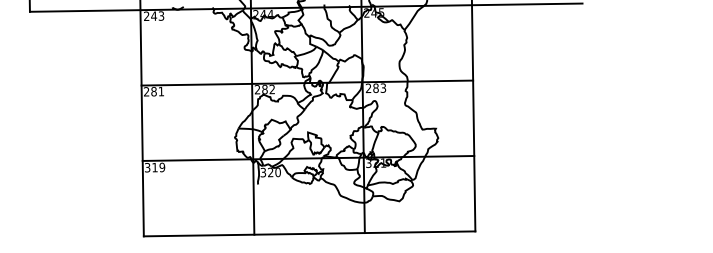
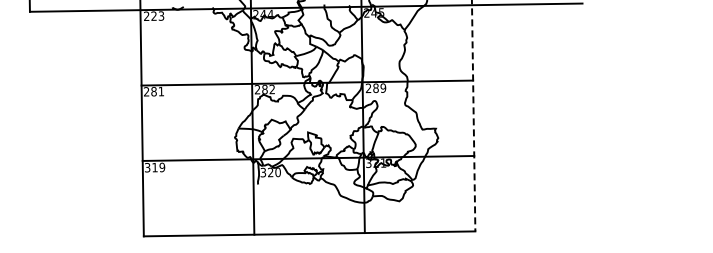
text: 243 -> 223 (154, 15)
text: 283 -> 289 (383, 87)
line: solid -> dashed (473, 115)
